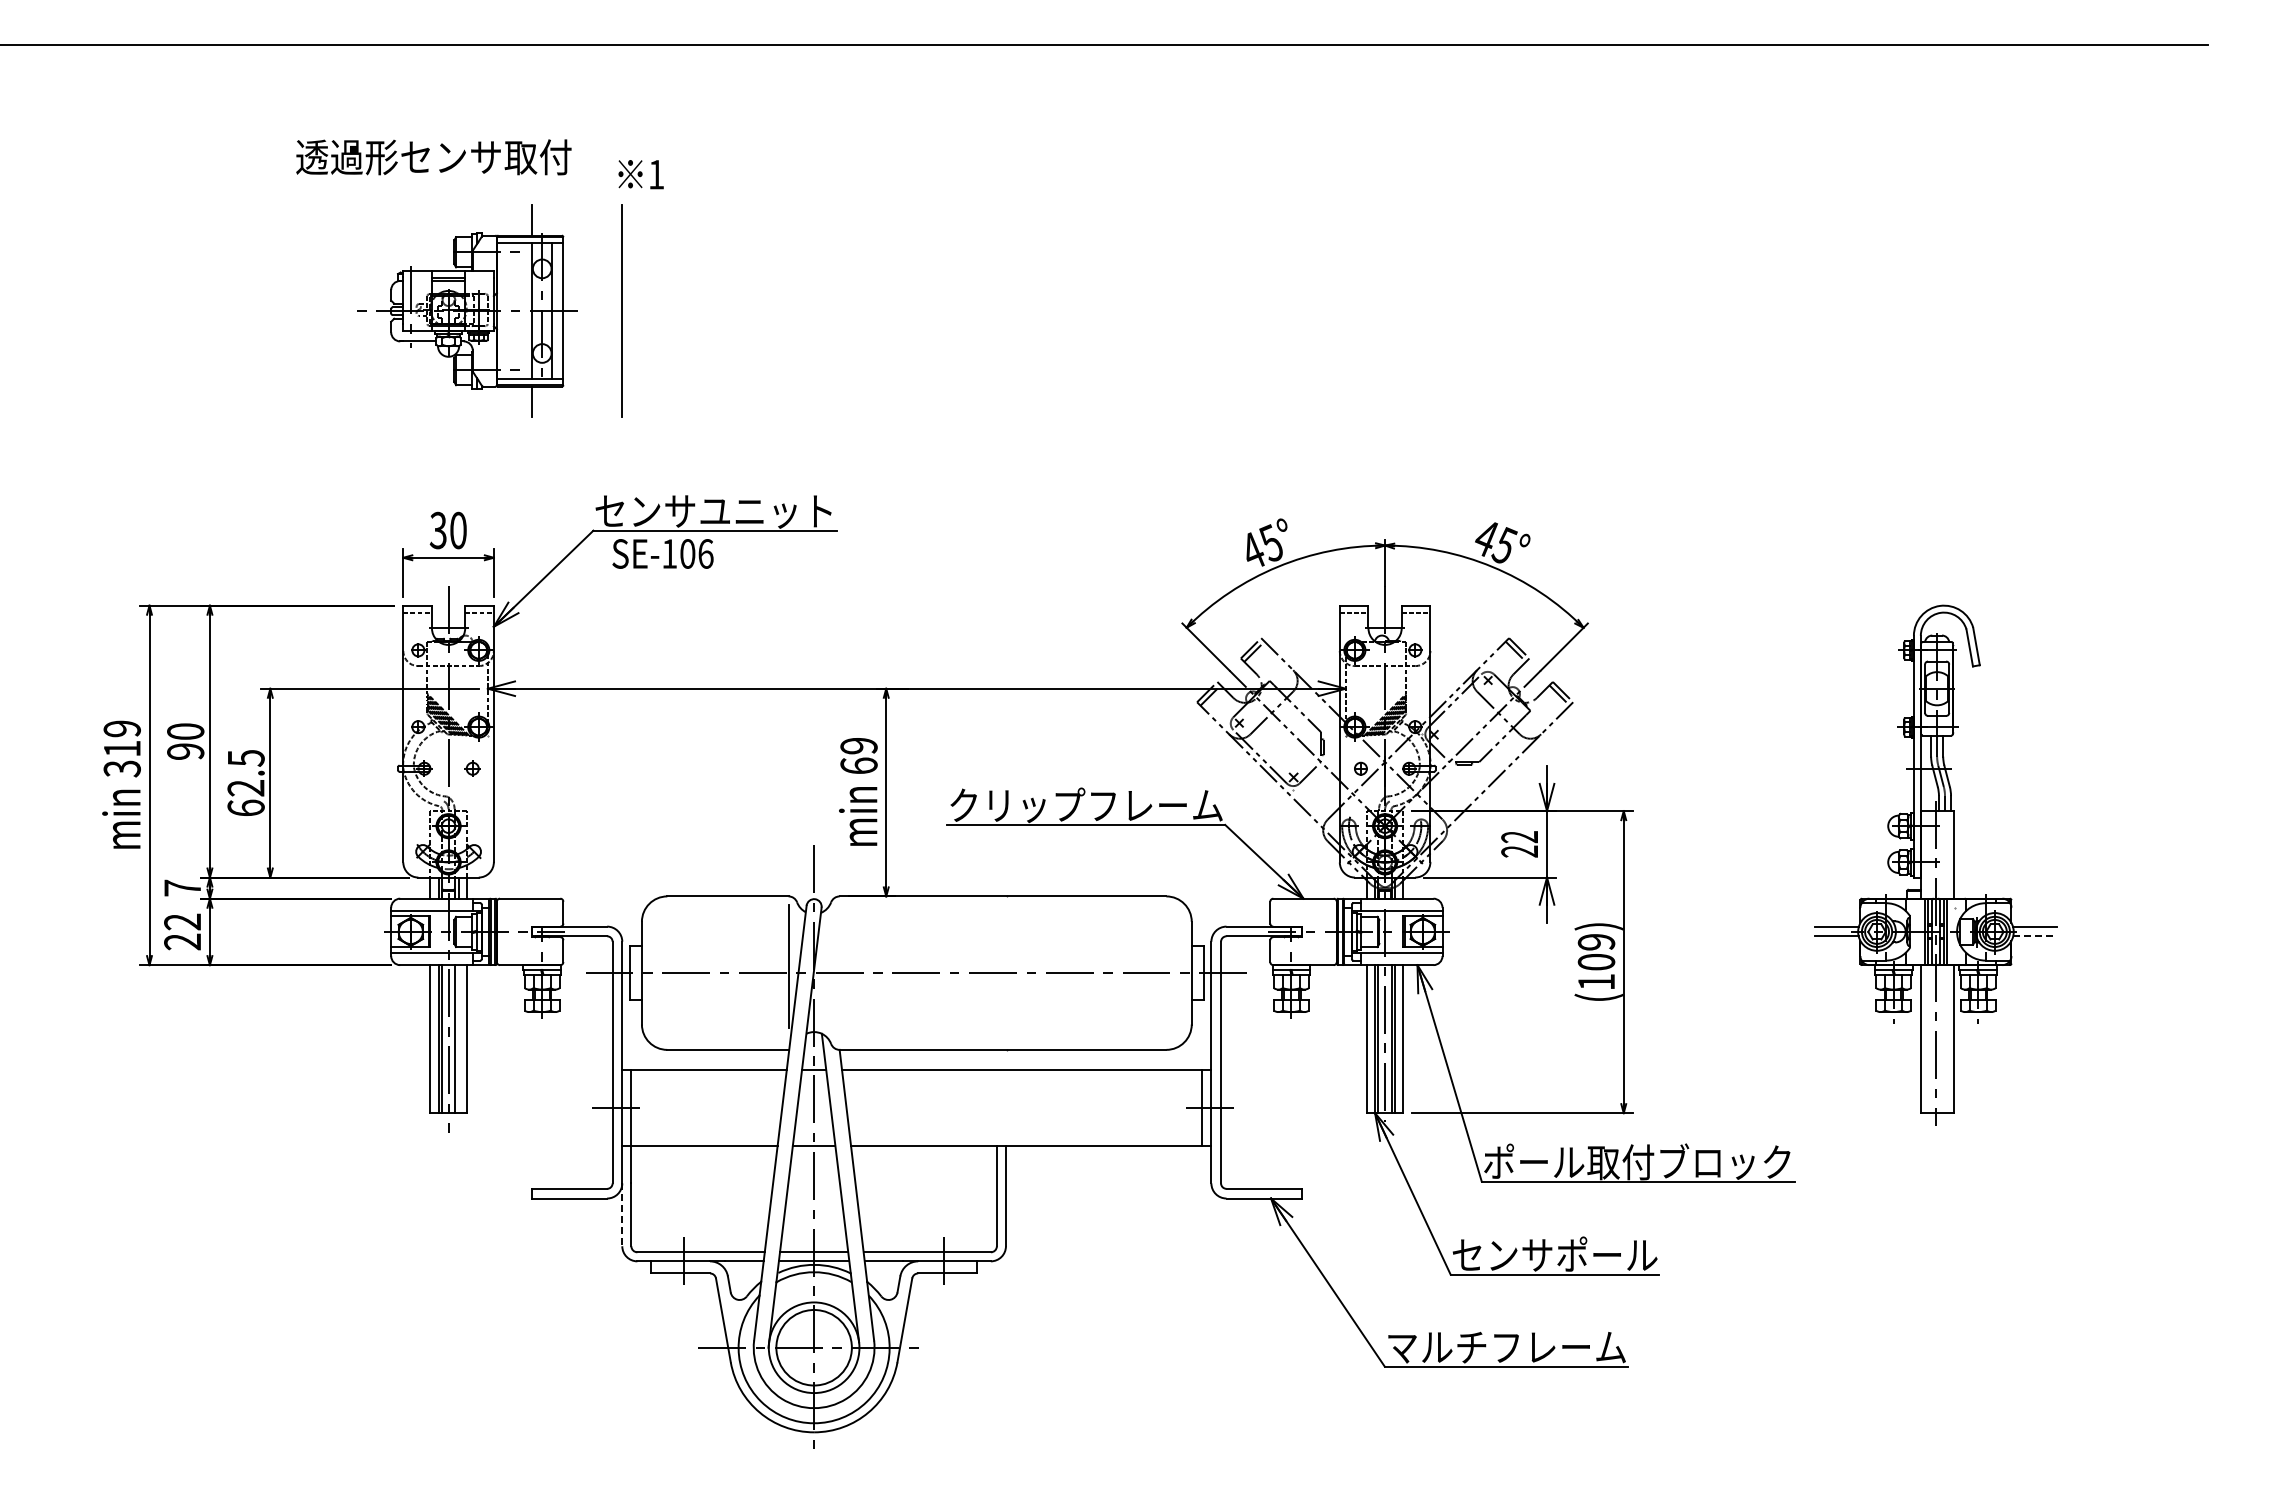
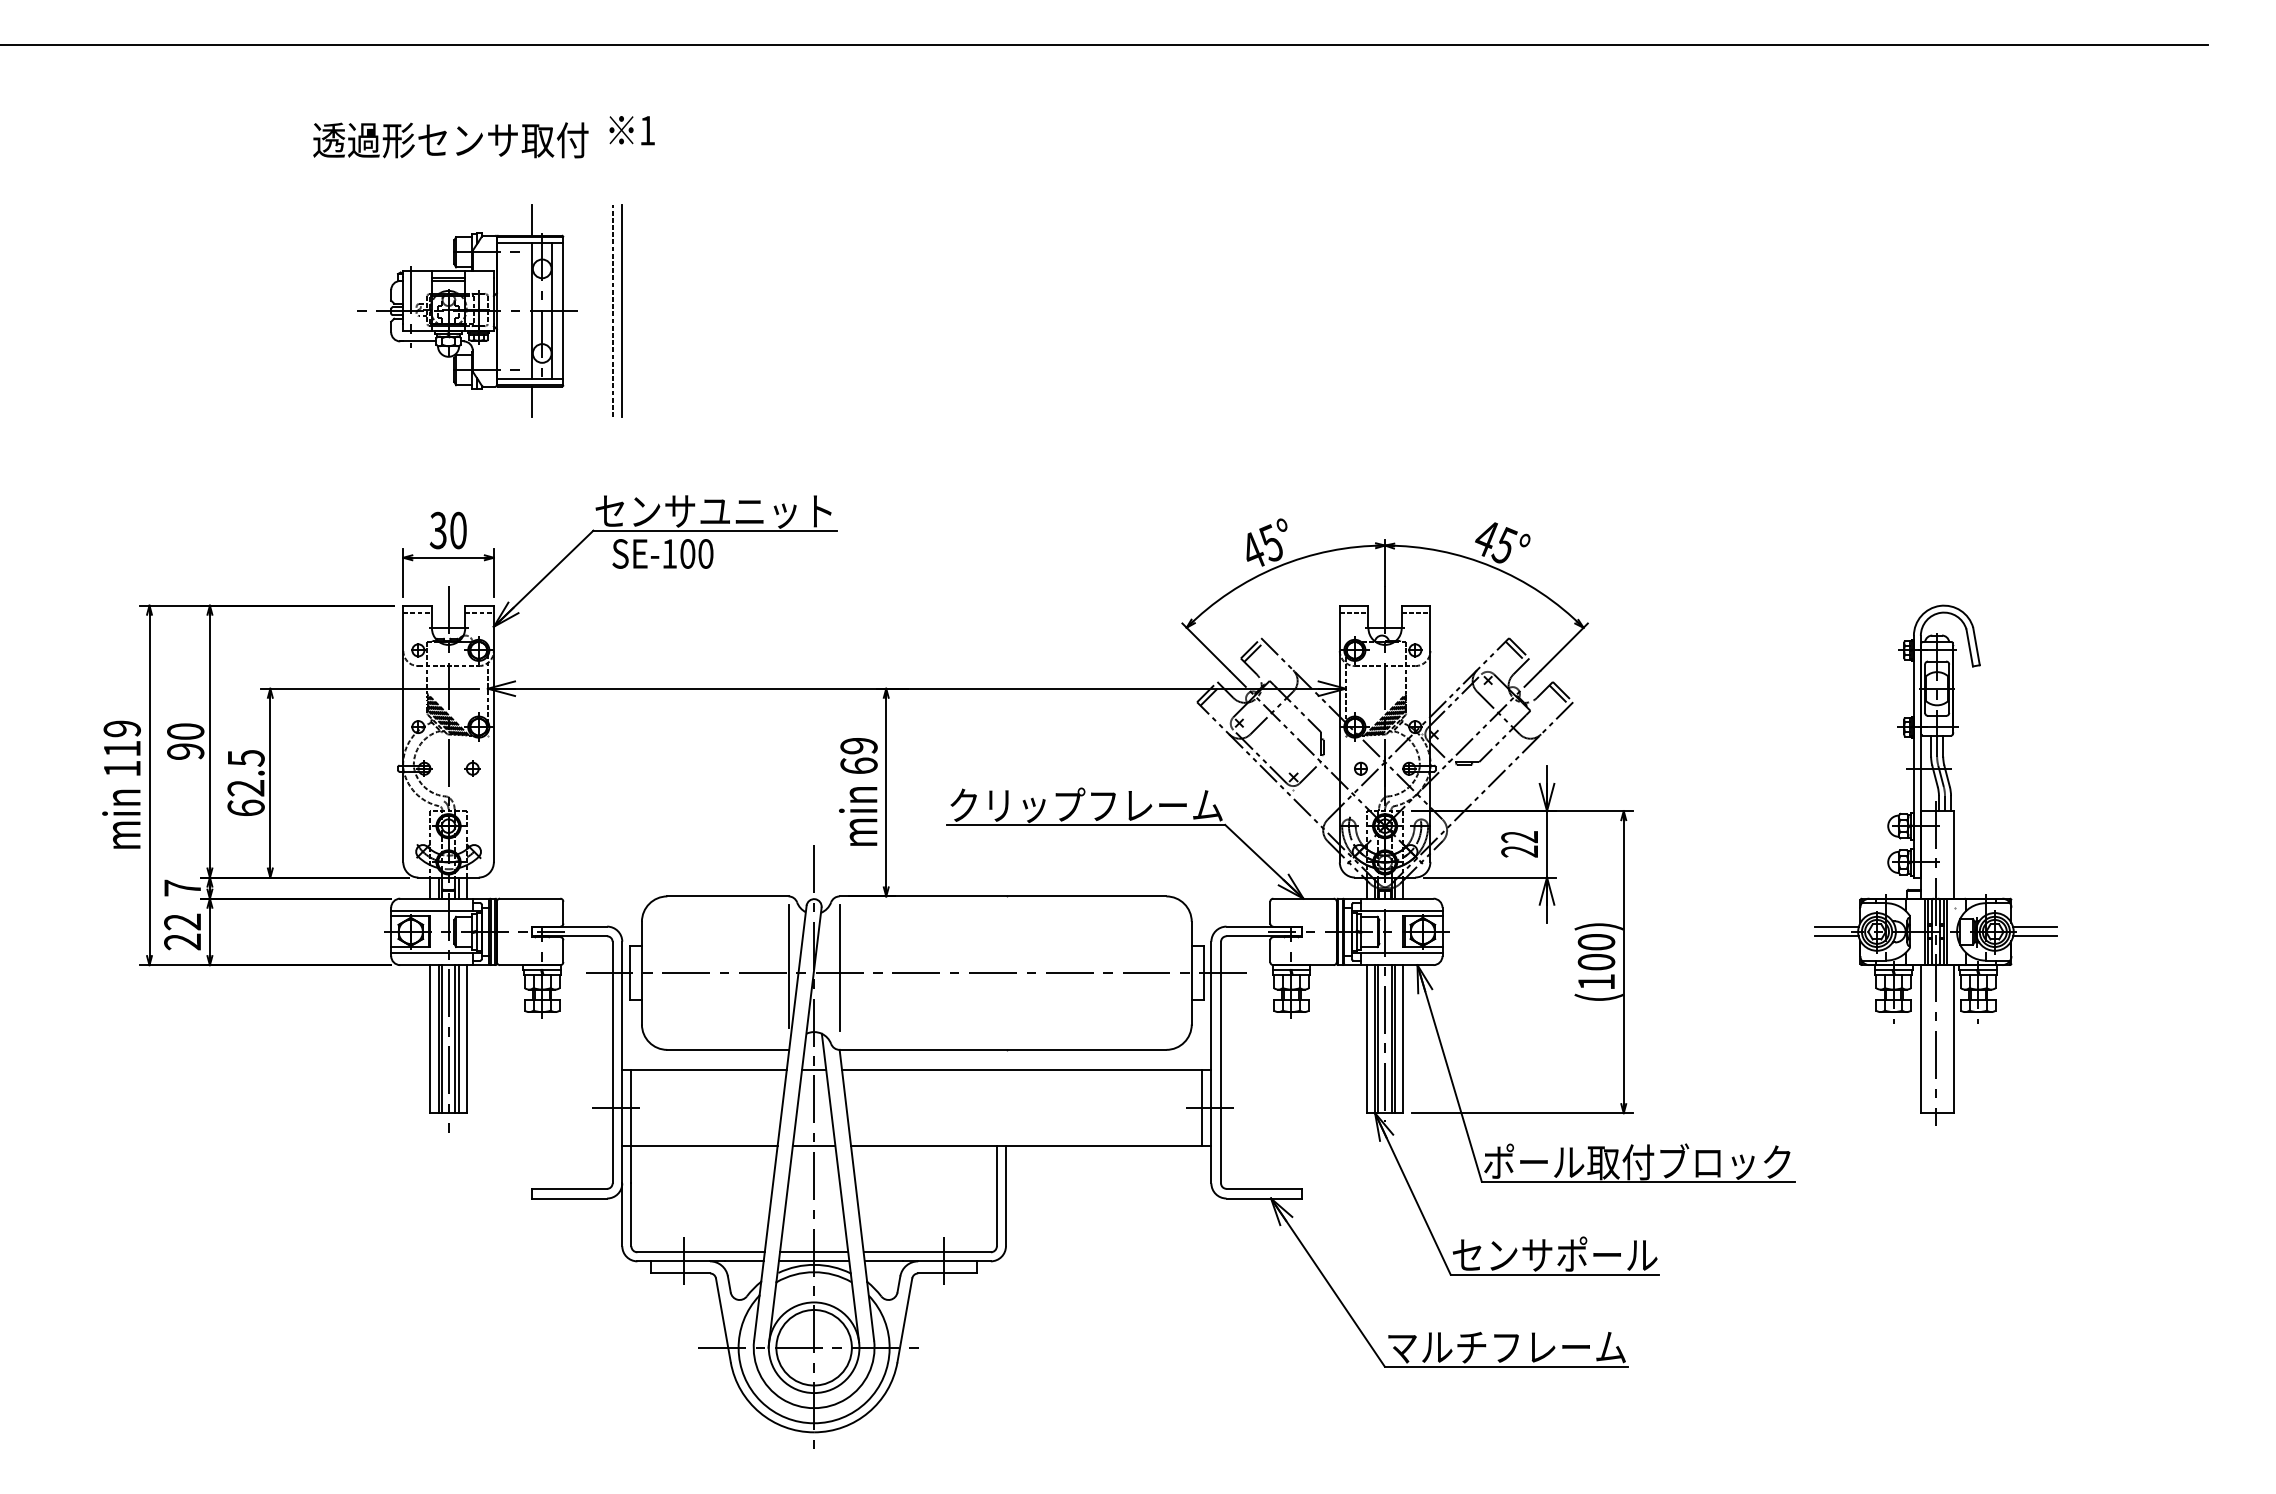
text position: (433, 157) -> (450, 140) (450, 140)
text position: (640, 174) -> (631, 130) (631, 130)
line: none -> present (612, 310)
text: SE-106 -> SE-100 (705, 553)
text: 319 -> 119 (121, 768)
line: dashed -> solid (2035, 936)
text: (109) -> (100) (1596, 942)
line: none -> present (839, 968)
line: none -> present (458, 1039)
line: dashed -> solid (622, 1215)
